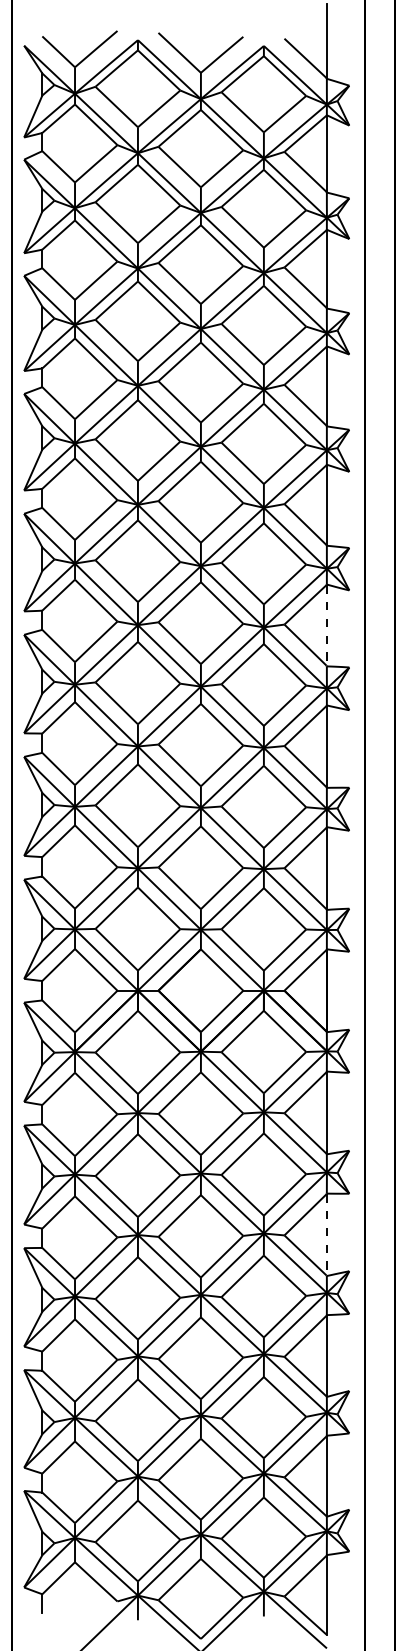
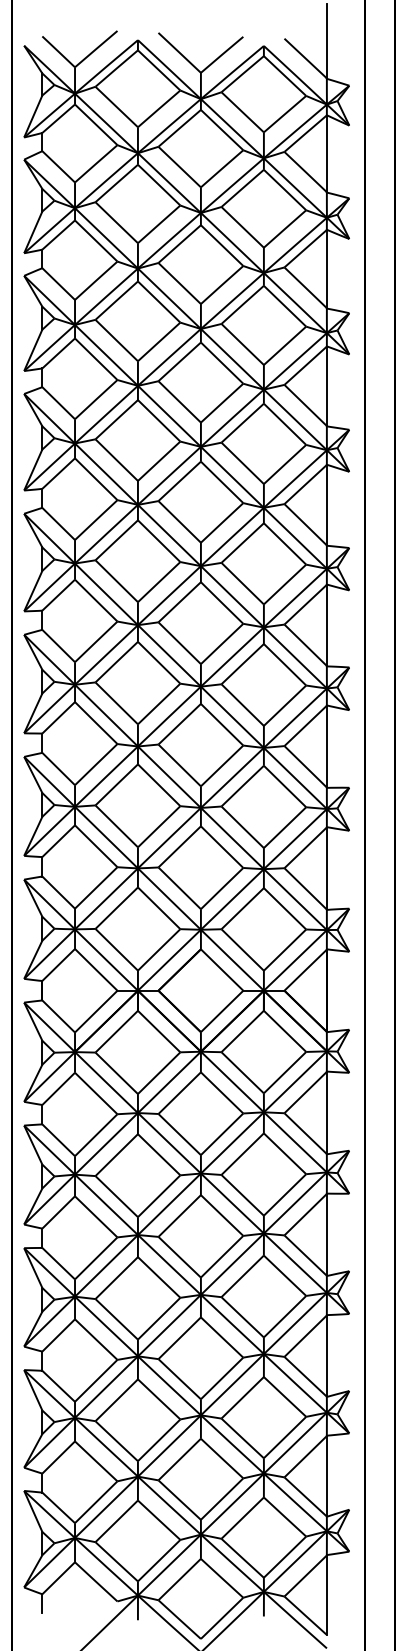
line: dashed -> solid (326, 625)
line: dashed -> solid (326, 1234)
